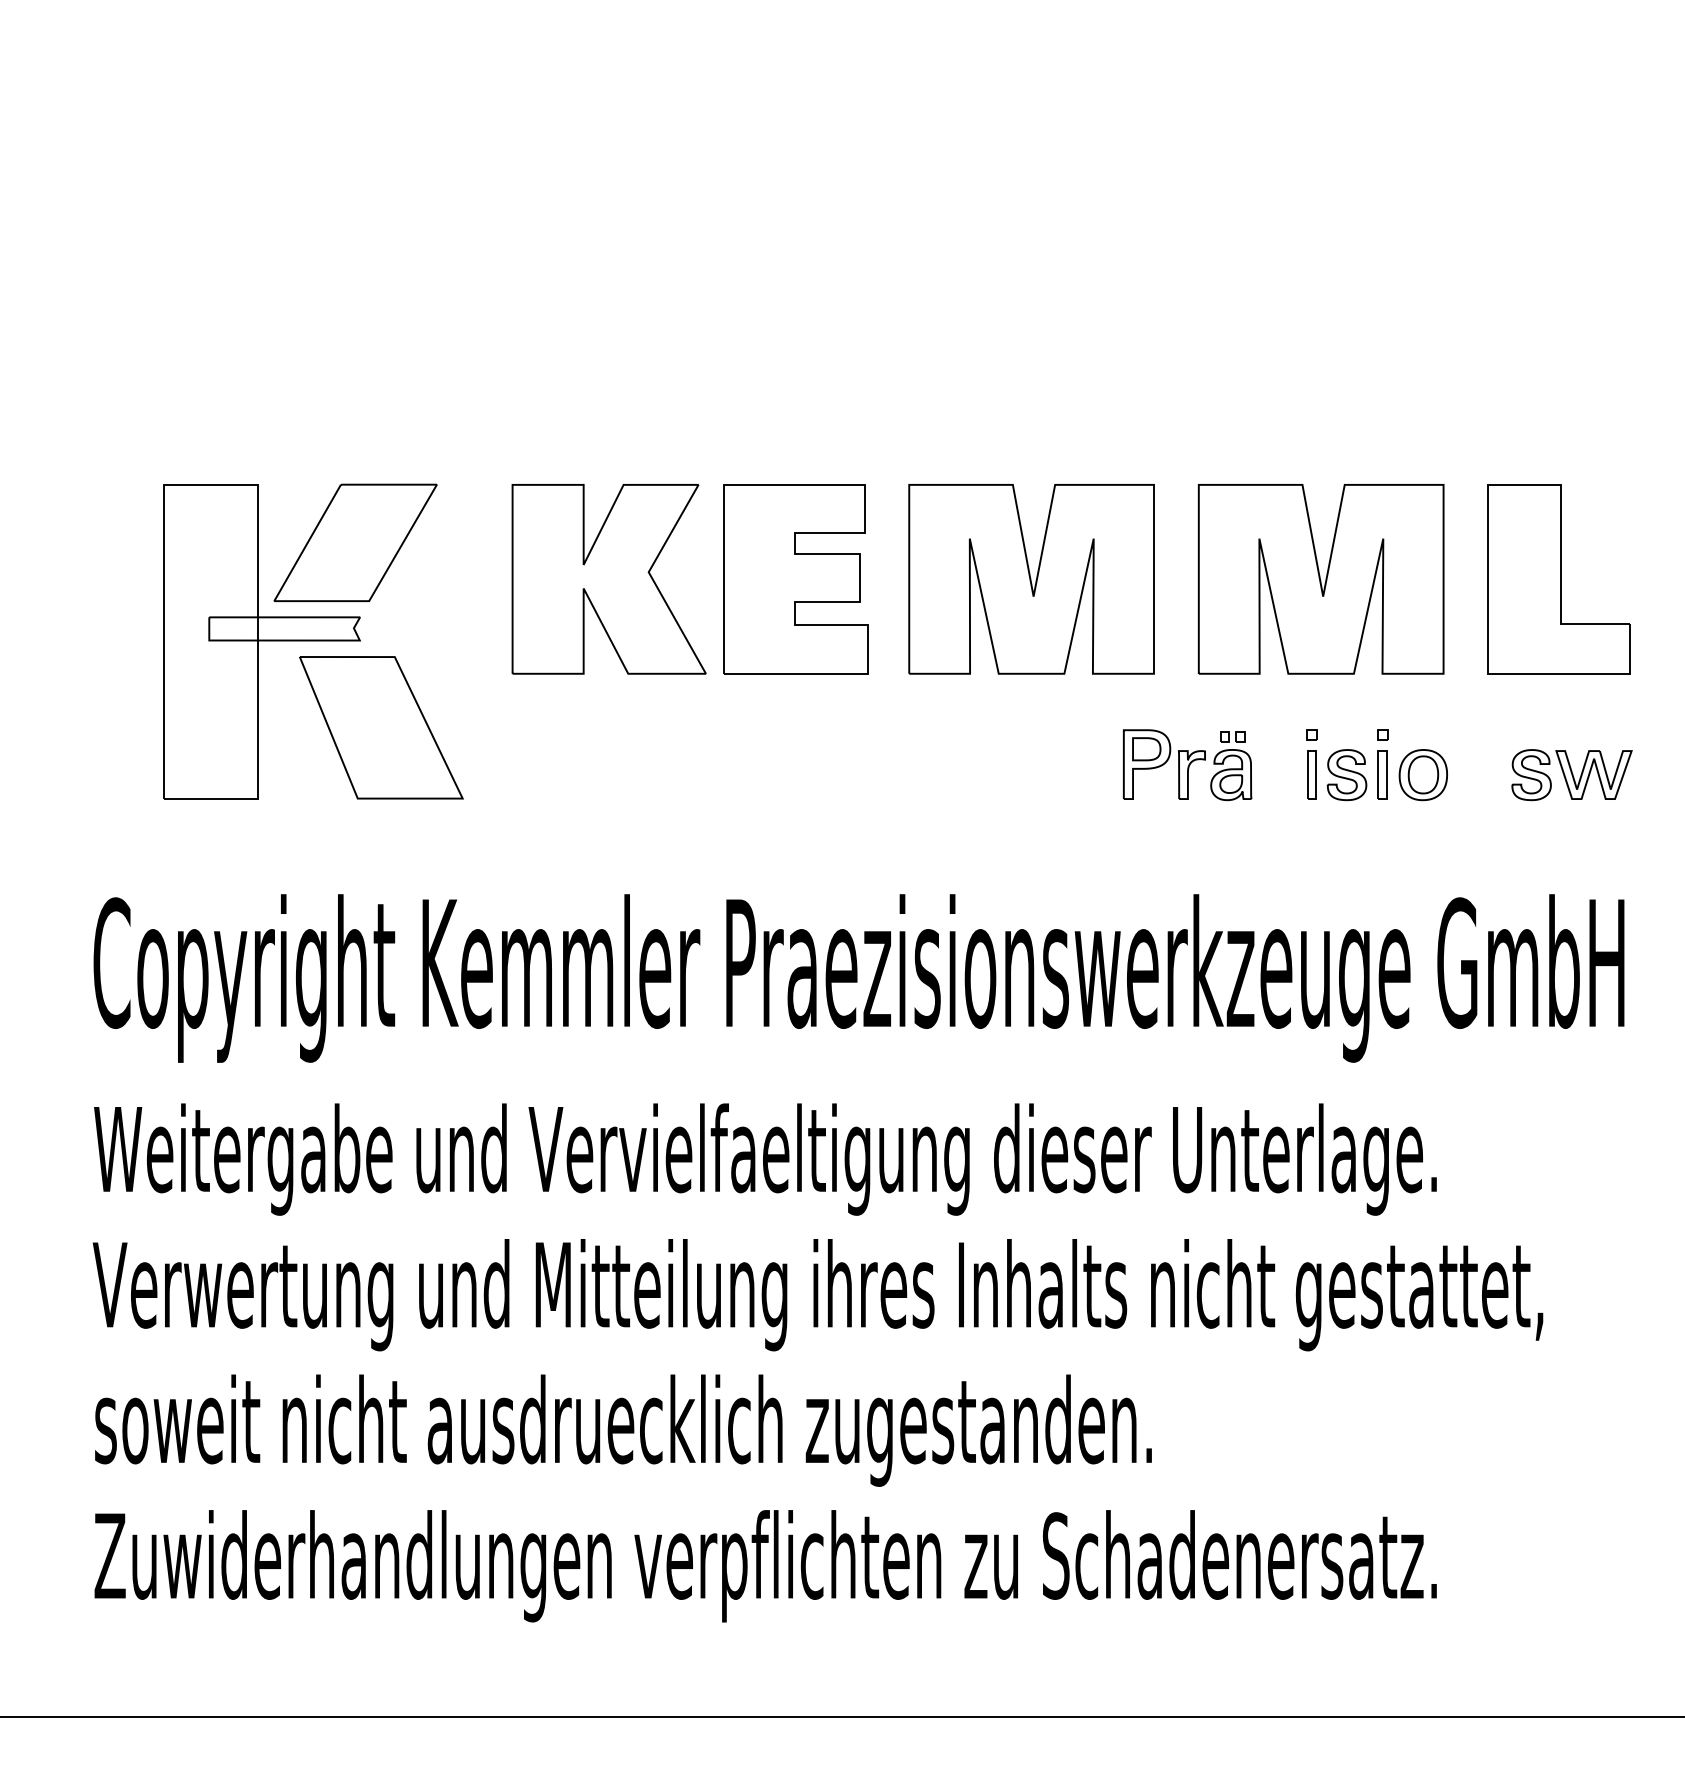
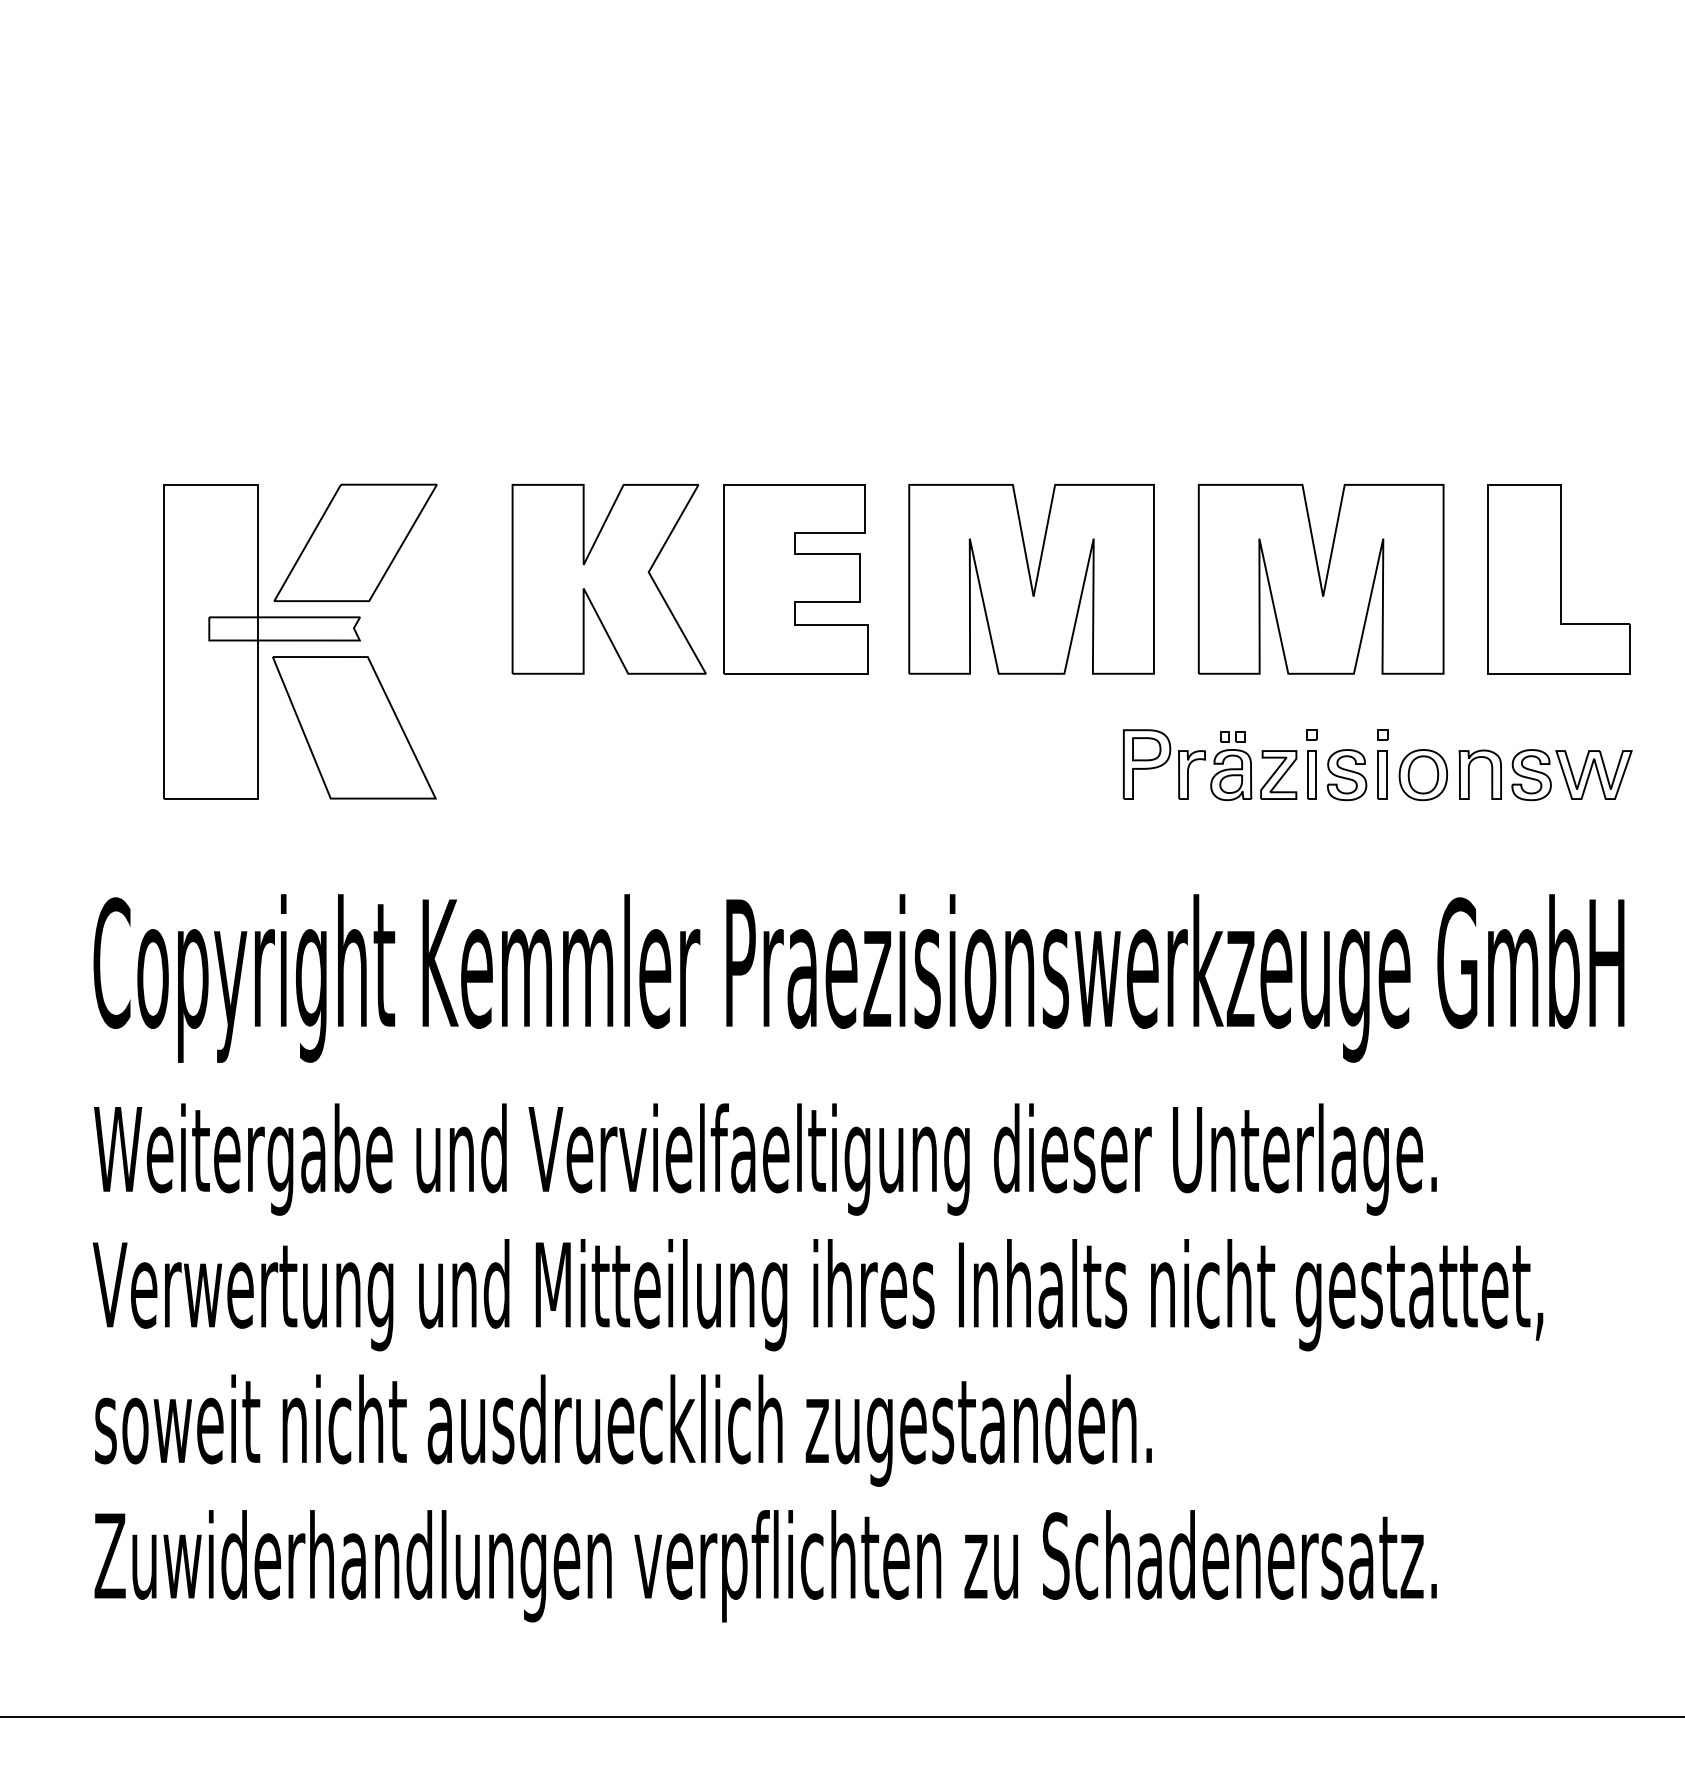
part position: (381, 727) -> (354, 727) (354, 727)
part: none -> present (1278, 774)
part: none -> present (1469, 774)
